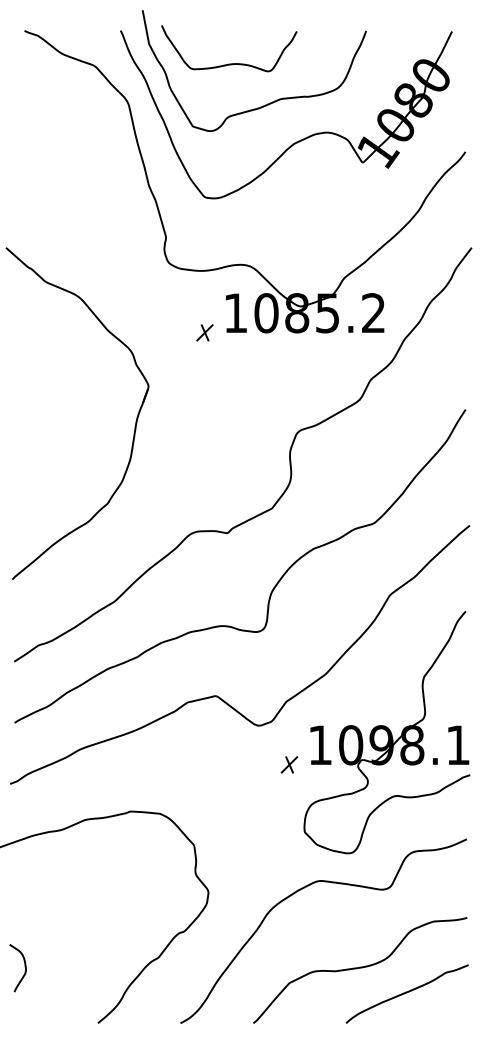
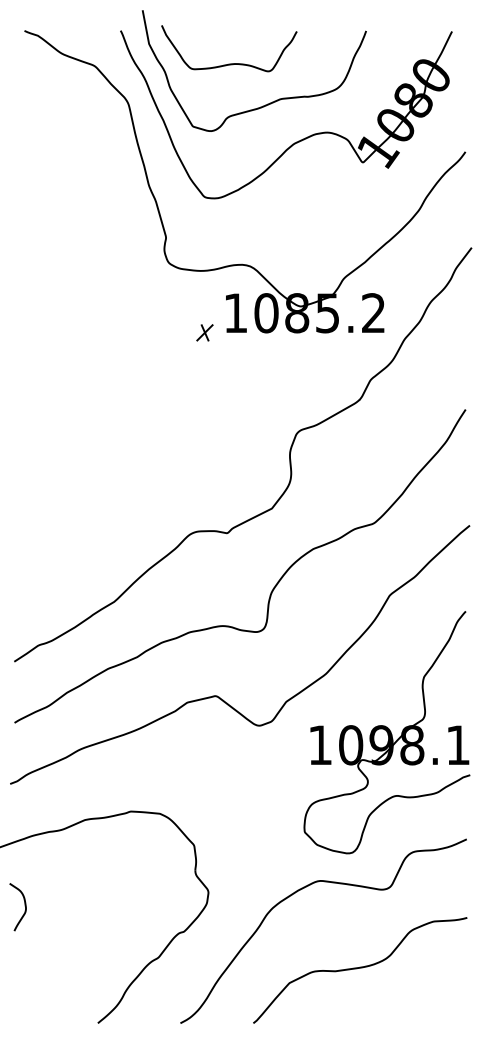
part: present -> none (134, 426)
part: present -> none (289, 764)
curve position: (24, 967) -> (24, 906) (24, 906)
curve: present -> none (406, 993)
